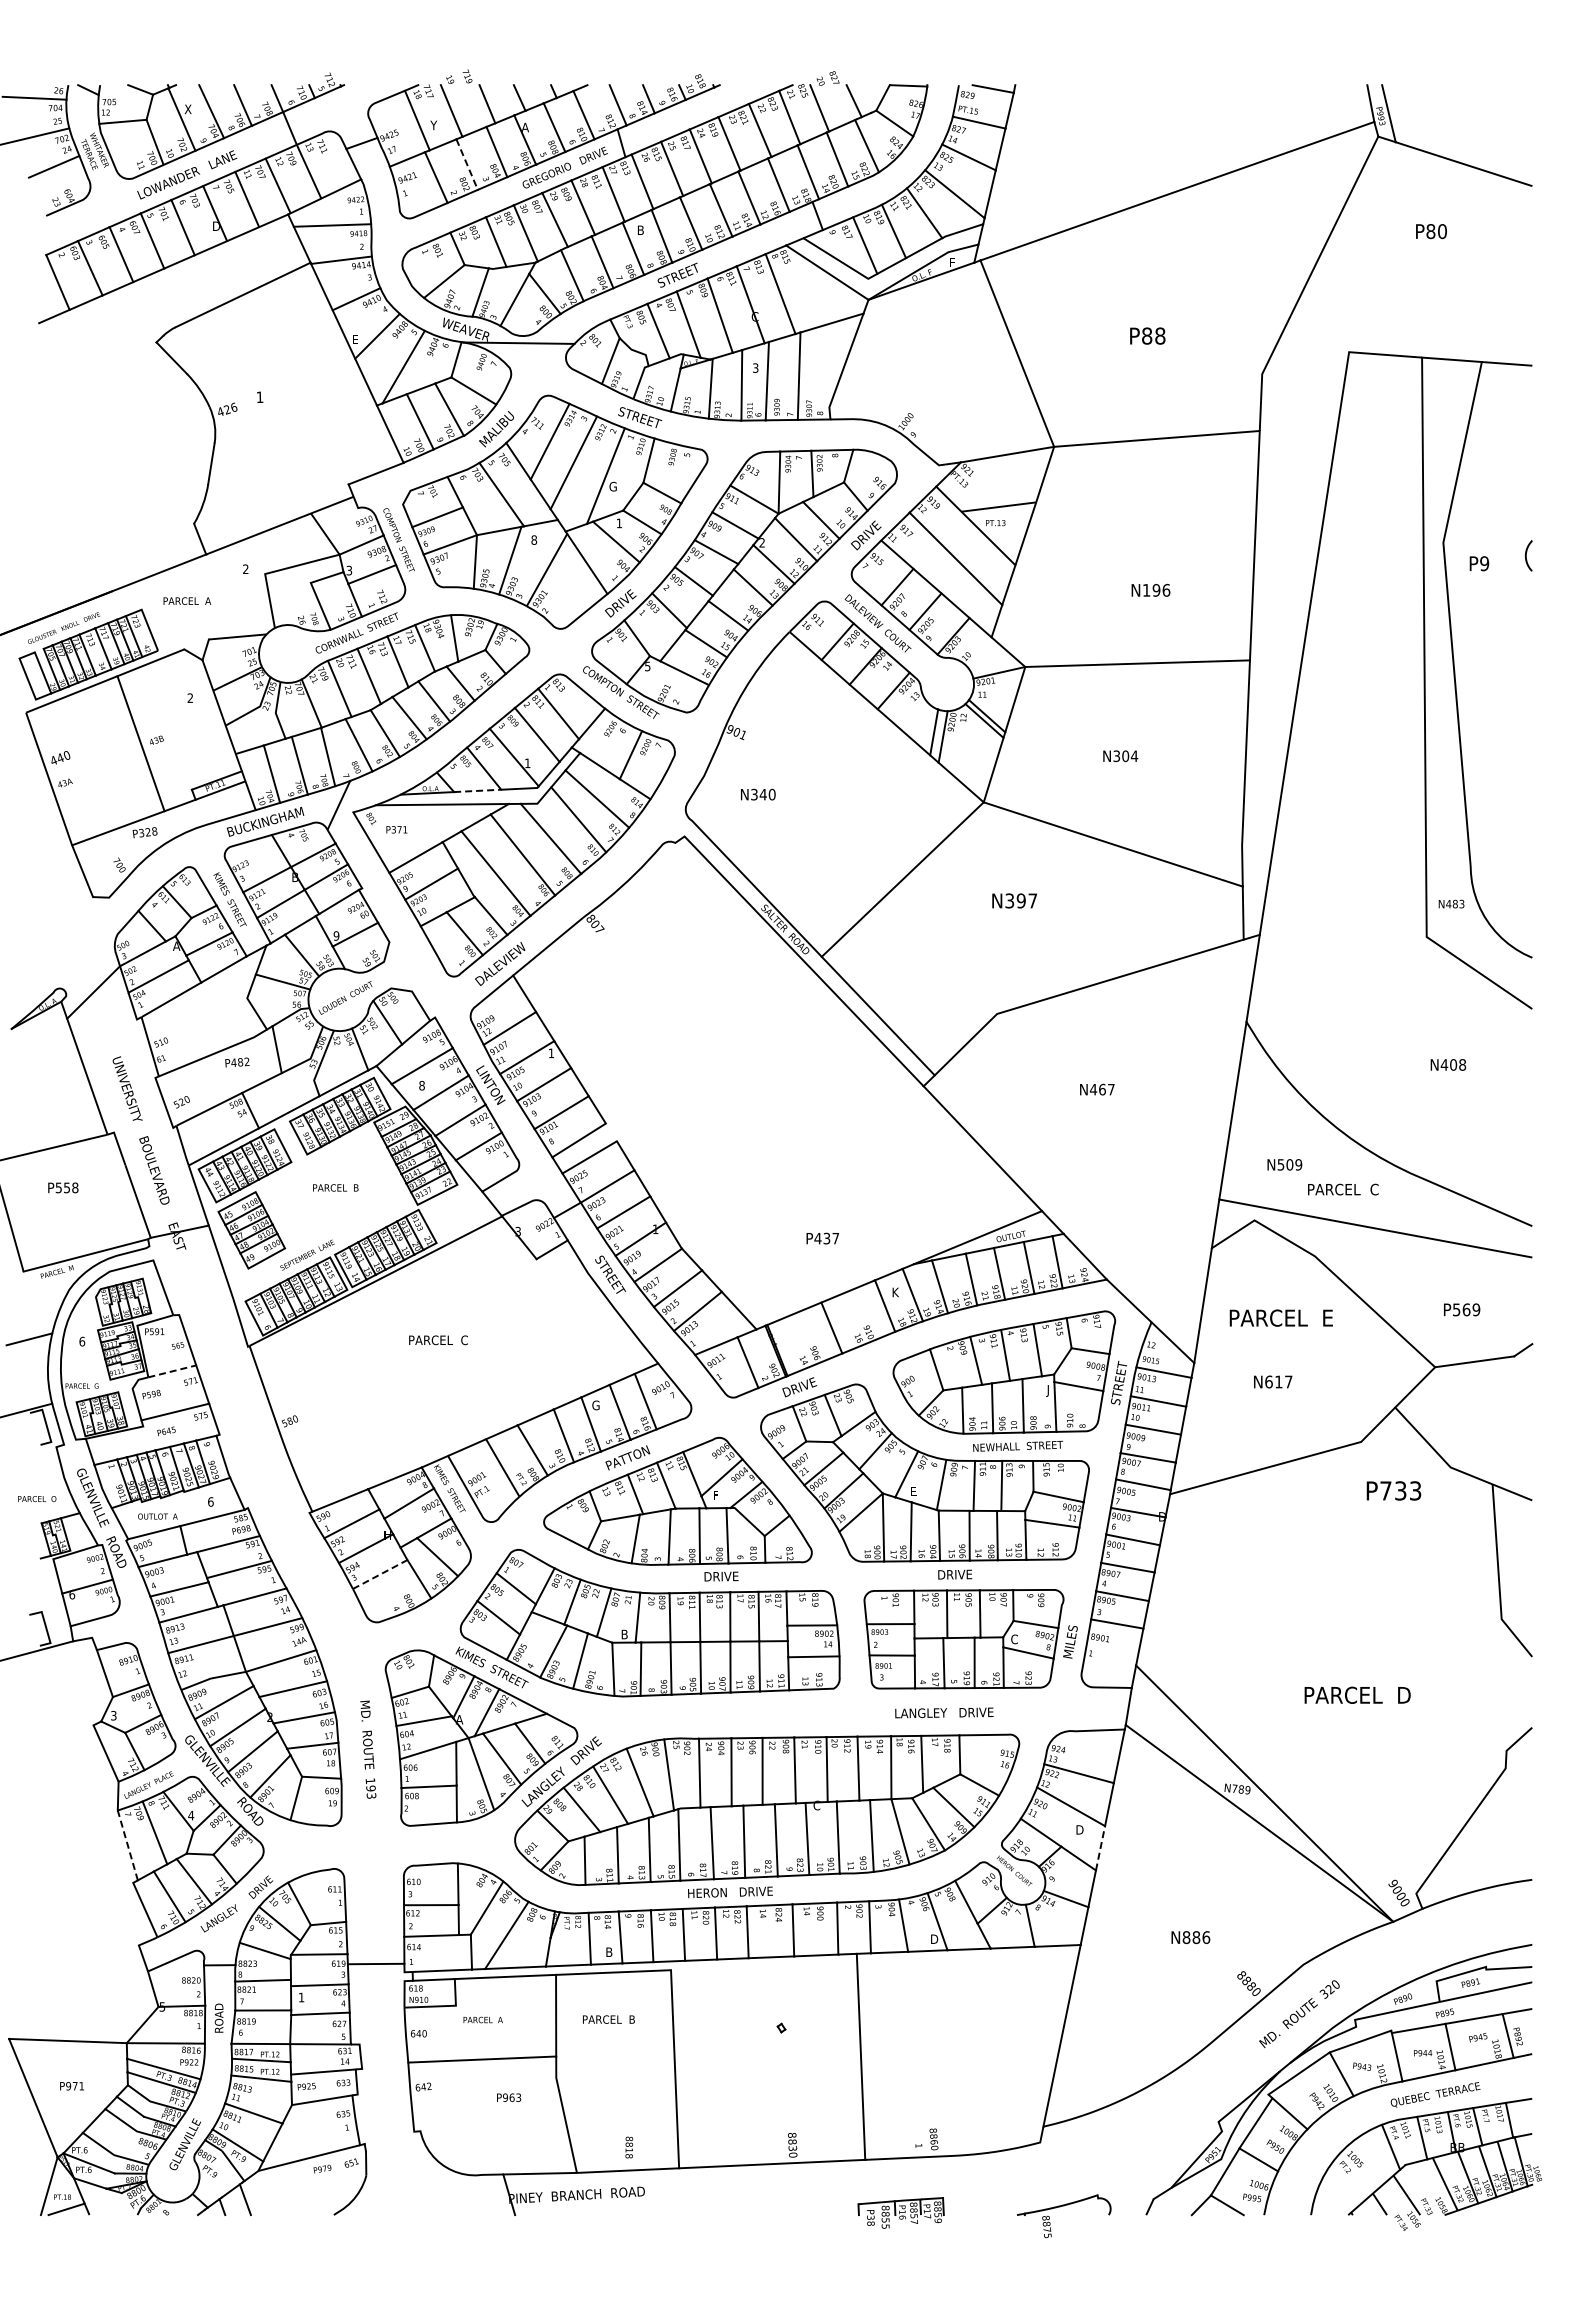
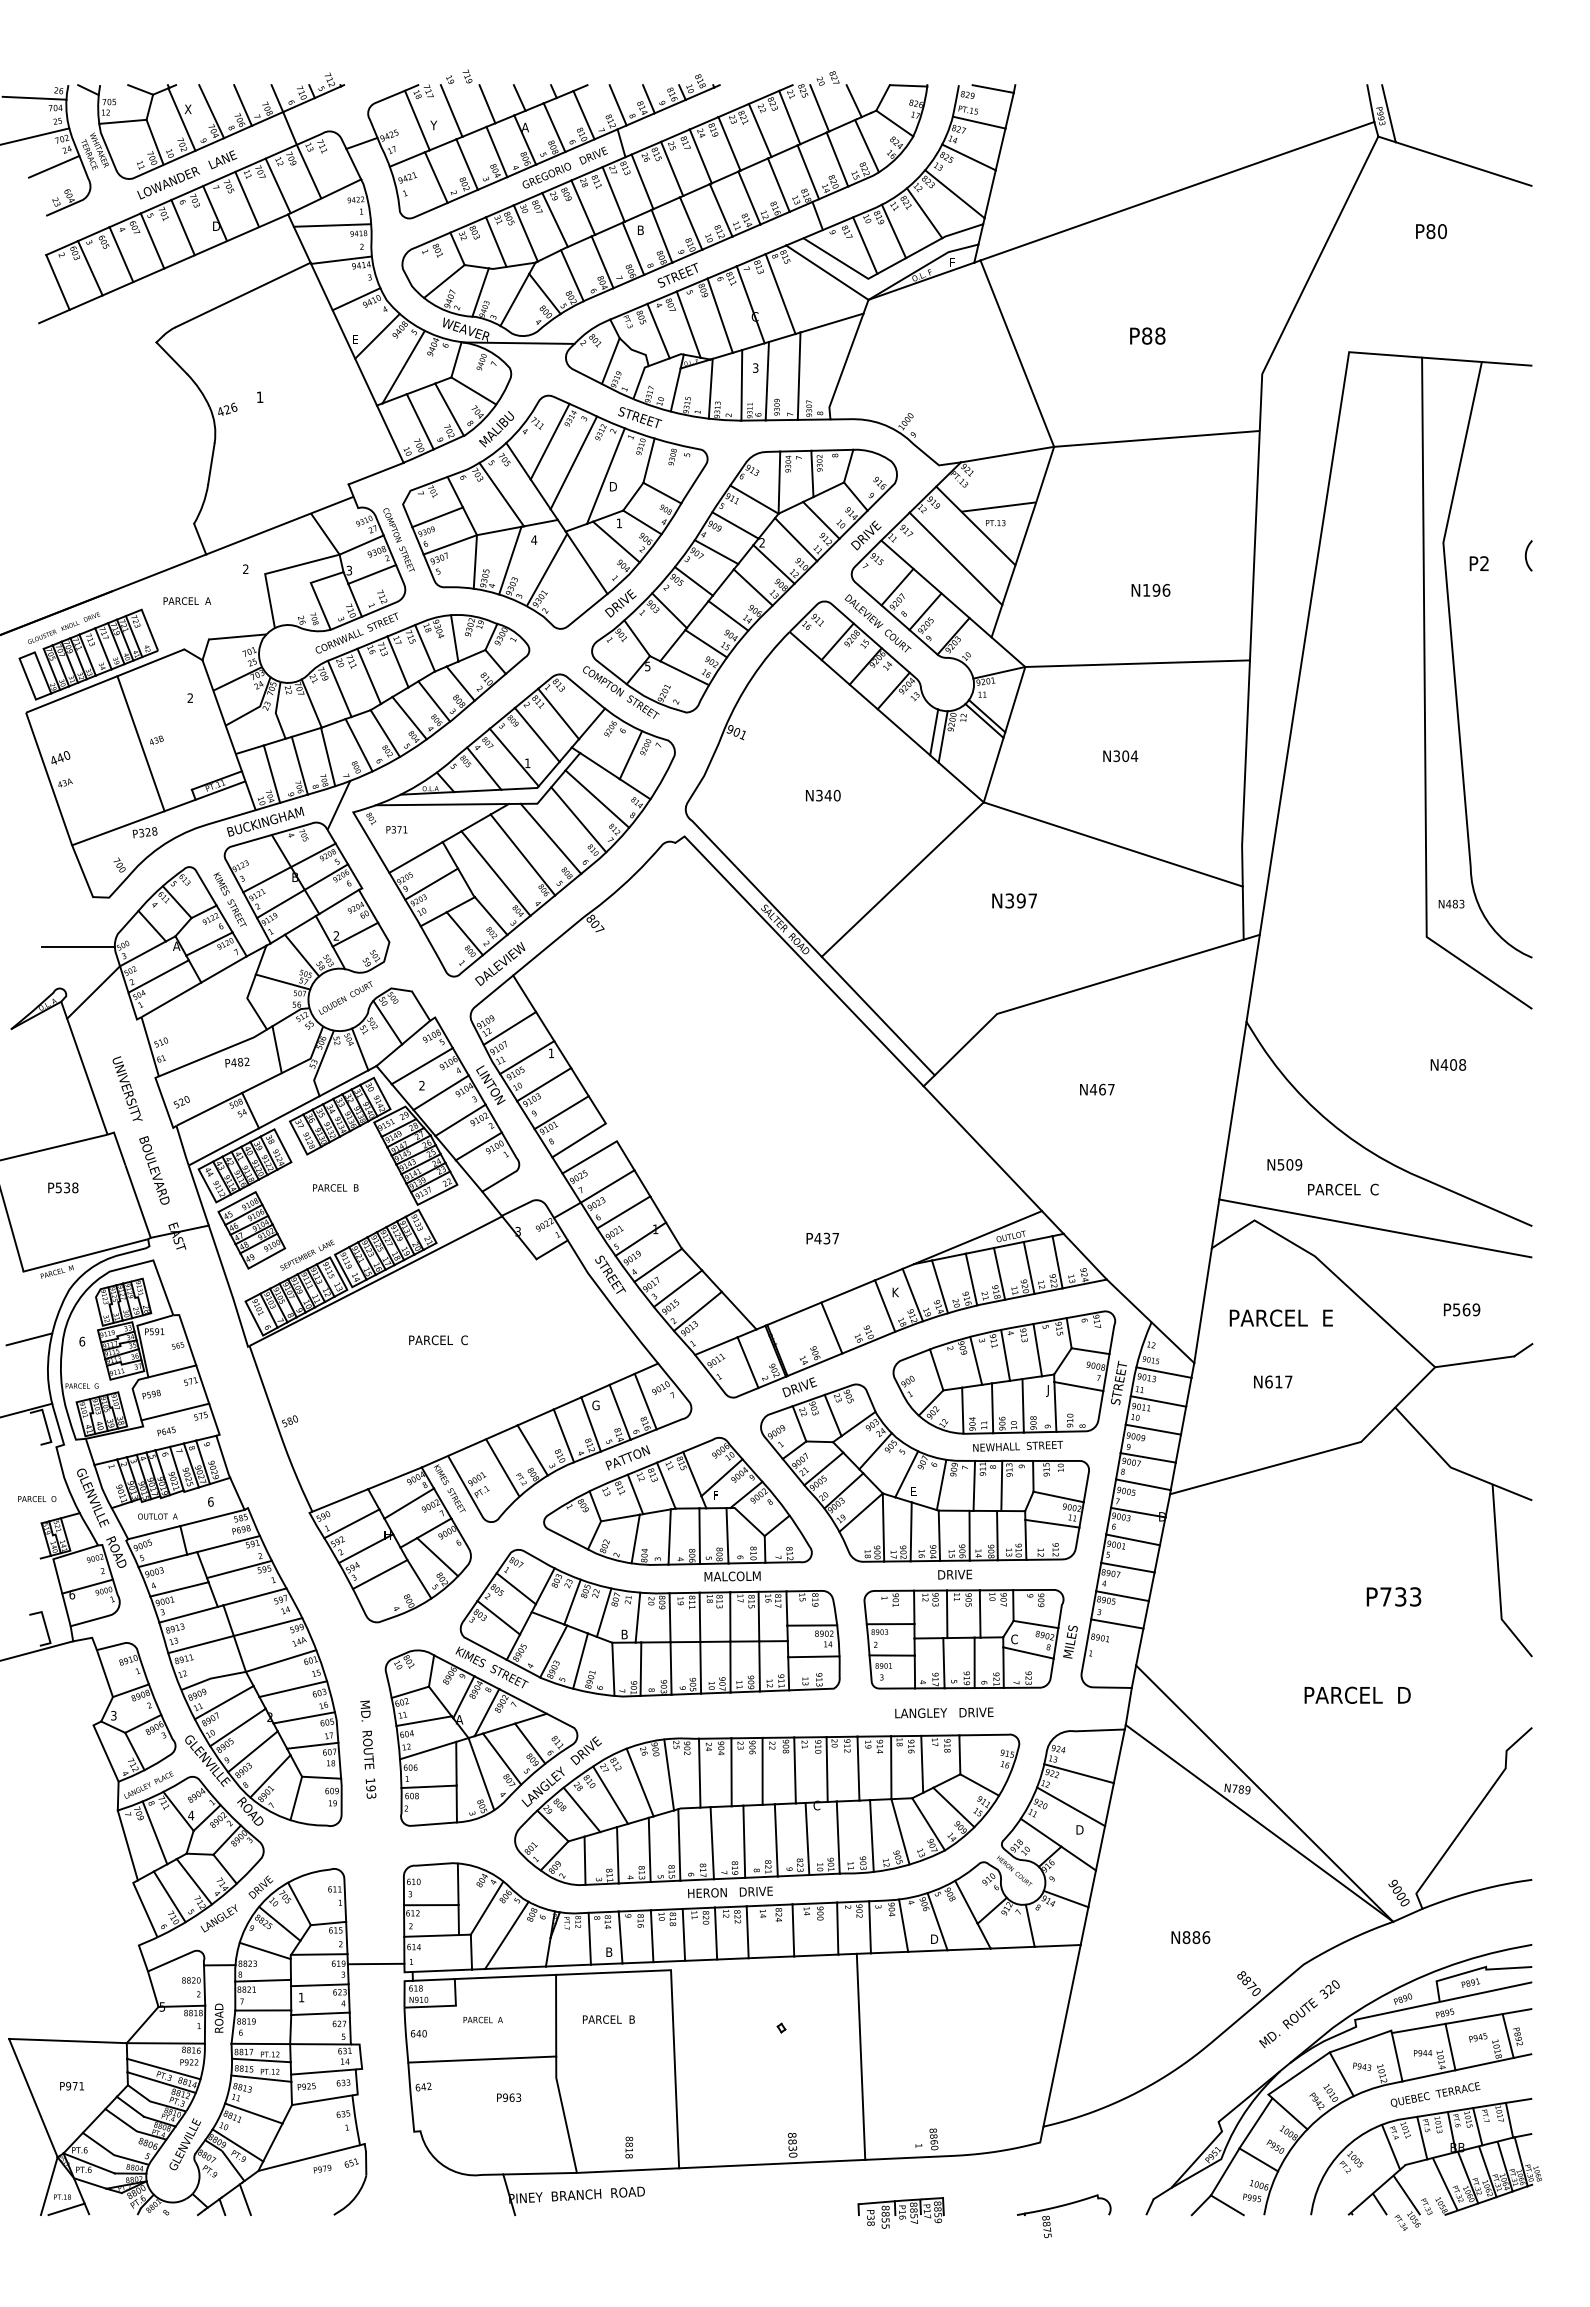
line: dashed -> solid (467, 165)
text: G -> D (612, 486)
text: 8 -> 4 (533, 539)
text: P9 -> P2 (1484, 563)
line: dashed -> solid (477, 790)
text position: (758, 794) -> (823, 795) (823, 795)
text: 9 -> 2 (336, 935)
line: none -> present (77, 947)
text: 8 -> 2 (421, 1085)
text: P558 -> P538 (67, 1187)
line: dashed -> solid (172, 1371)
text position: (1393, 1490) -> (1393, 1596) (1393, 1596)
line: dashed -> solid (380, 1574)
text: DRIVE -> MALCOLM (732, 1576)
line: dashed -> solid (127, 1844)
line: dashed -> solid (1100, 1848)
text: 8880 -> 8870 (1251, 1985)
